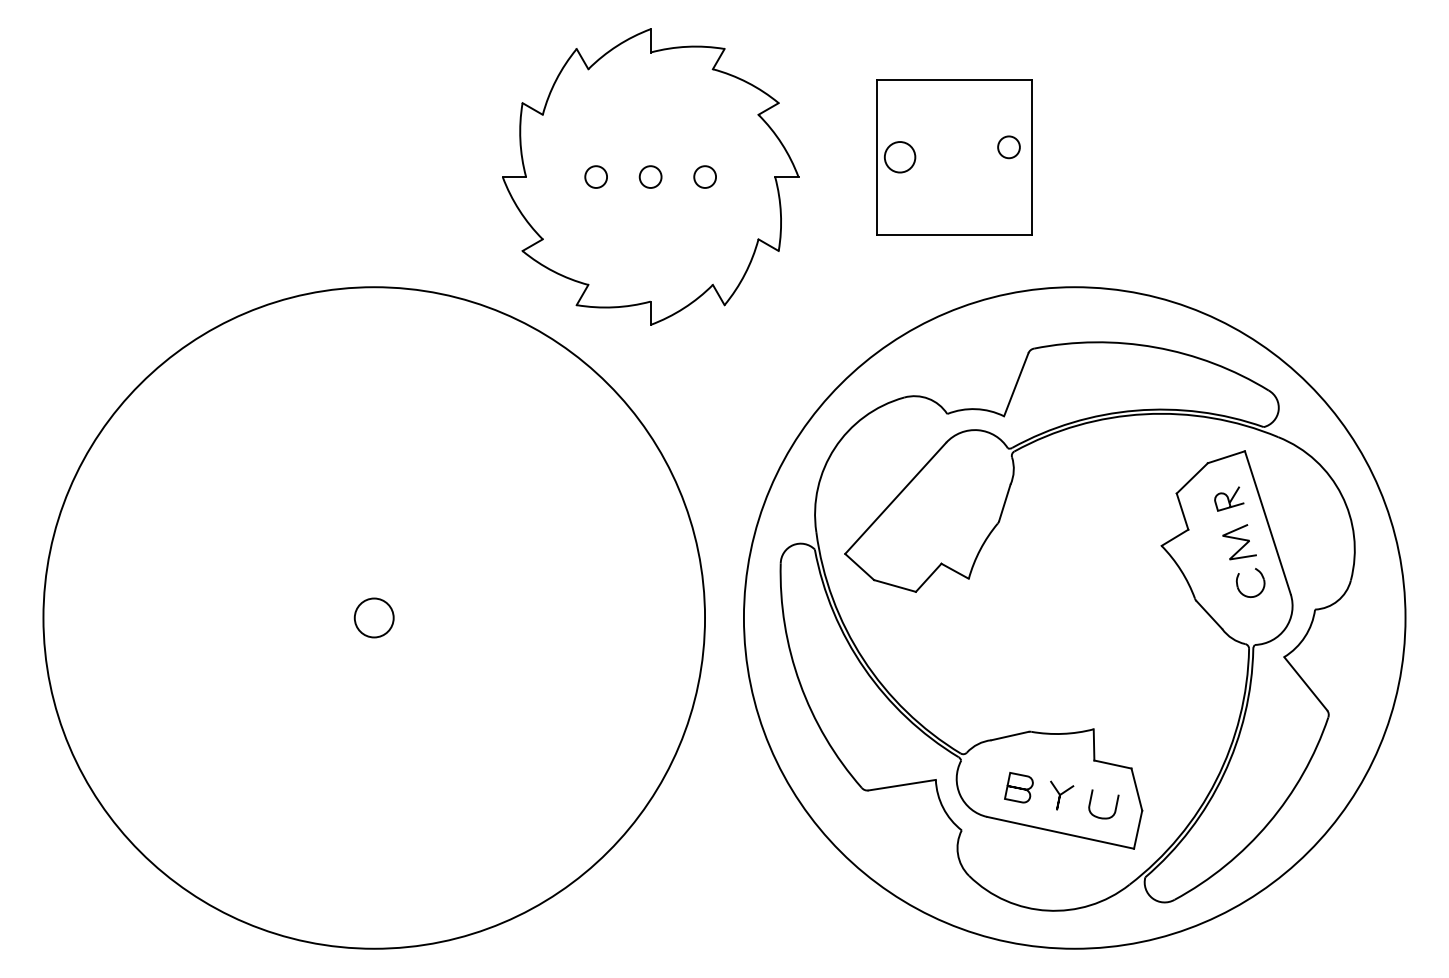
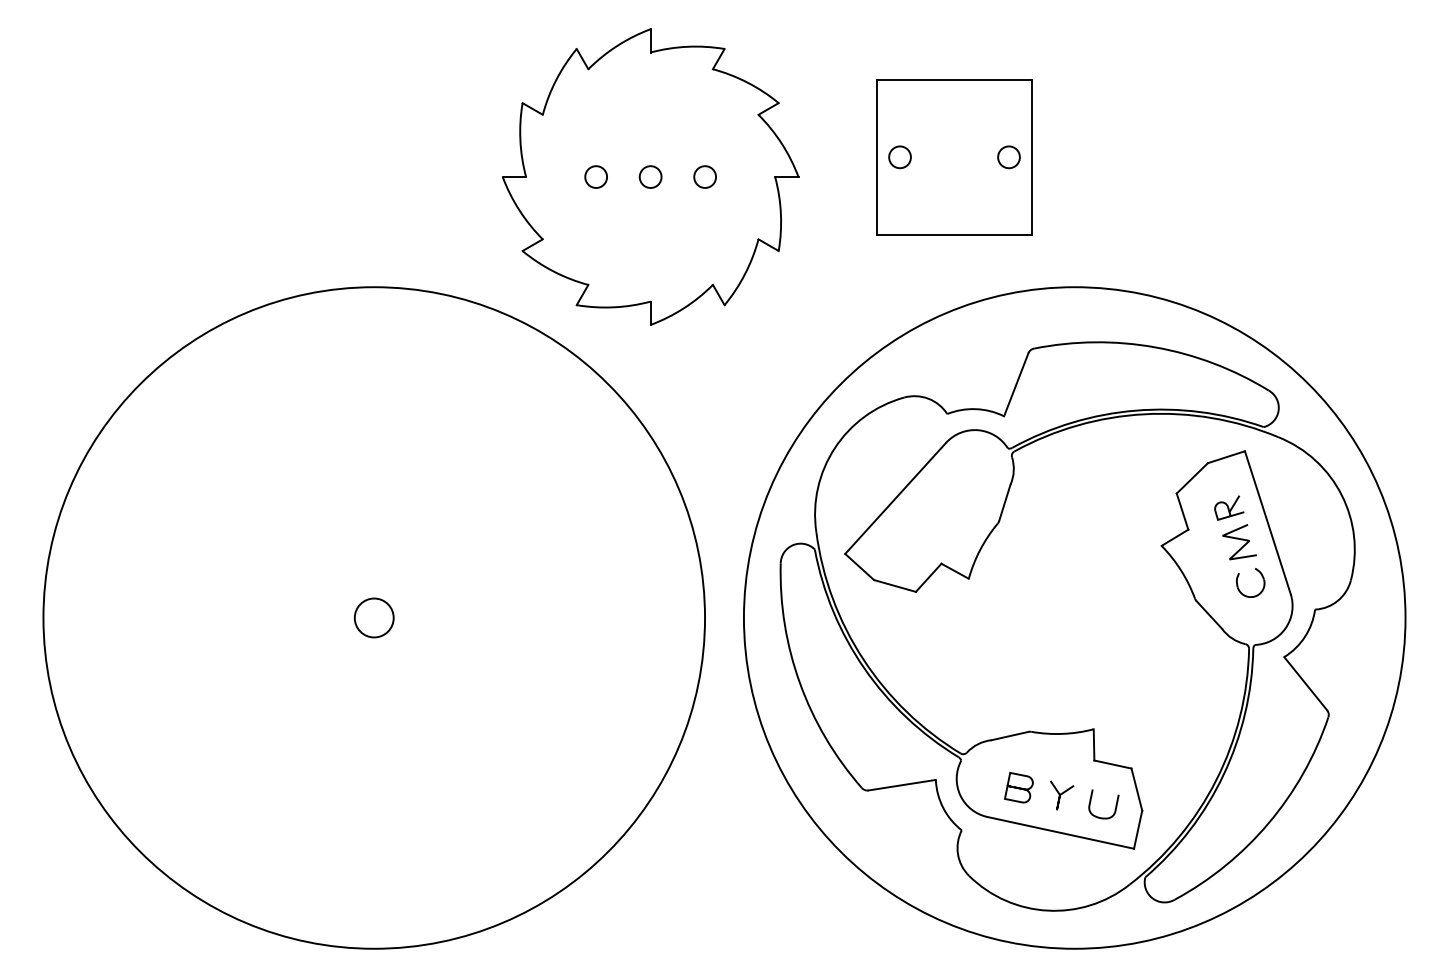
circle position: (1008, 147) -> (1008, 157) (1008, 157)
circle size: 33x33 px -> 24x25 px (899, 157)
part position: (1229, 498) -> (1229, 507) (1229, 507)
